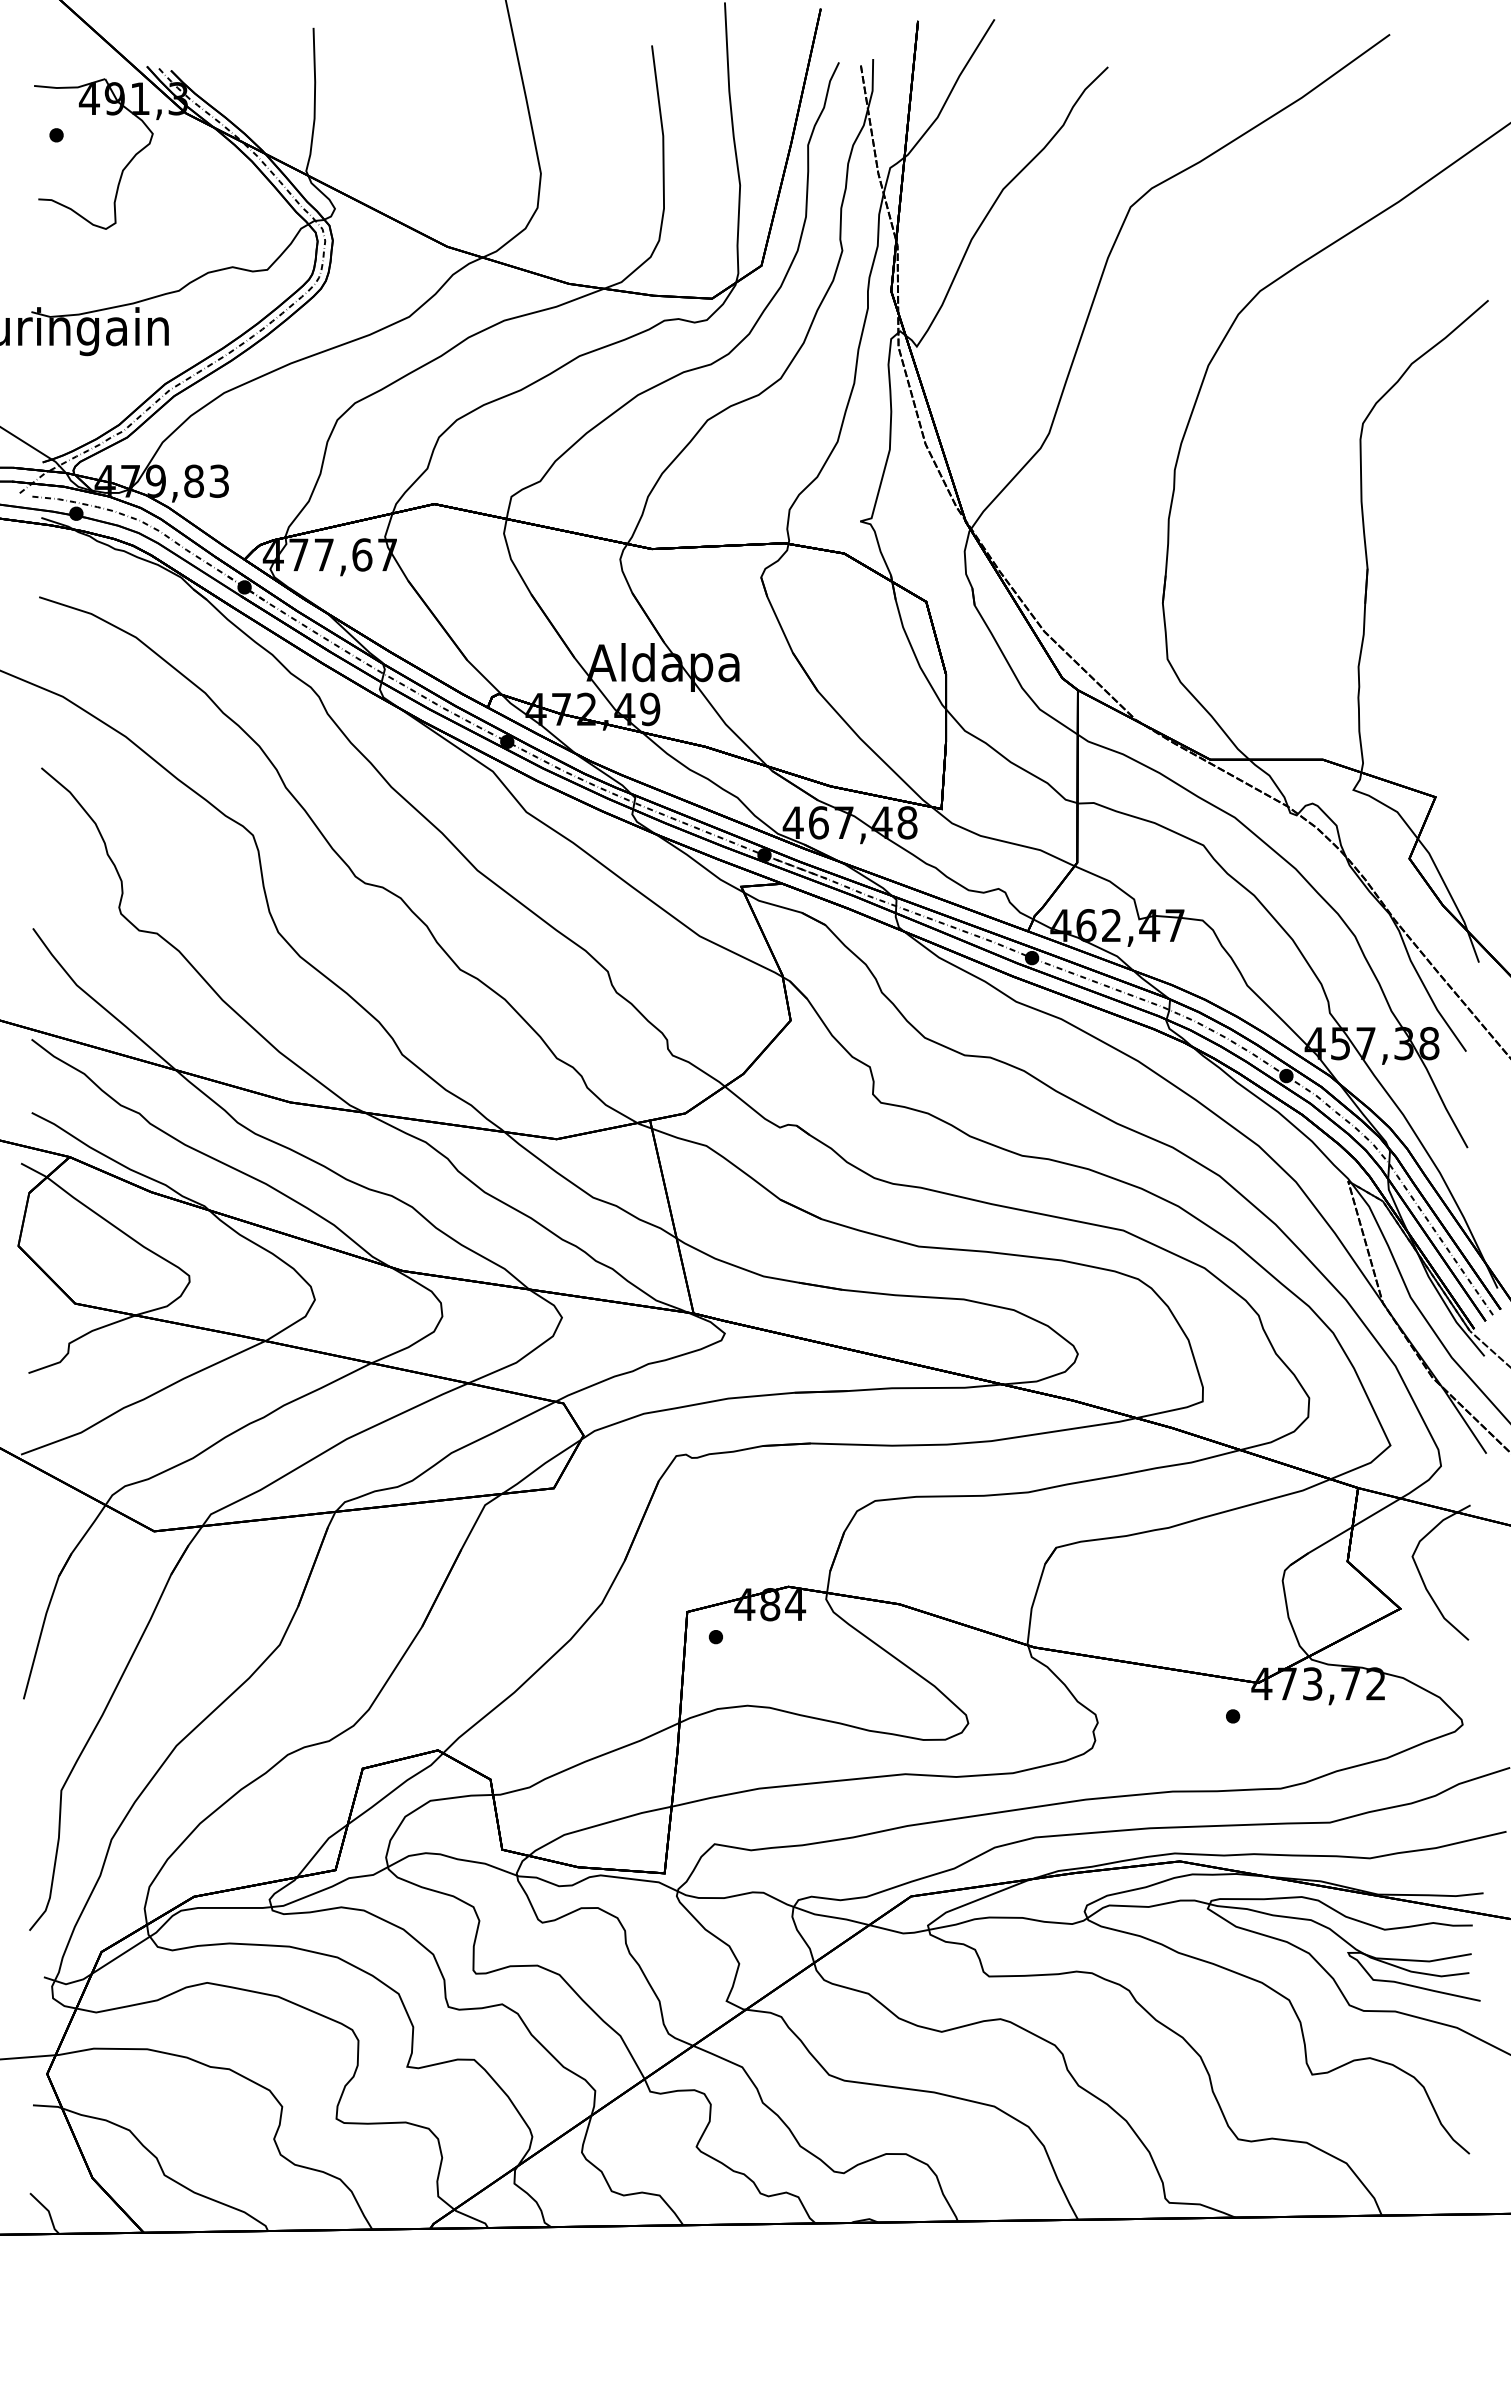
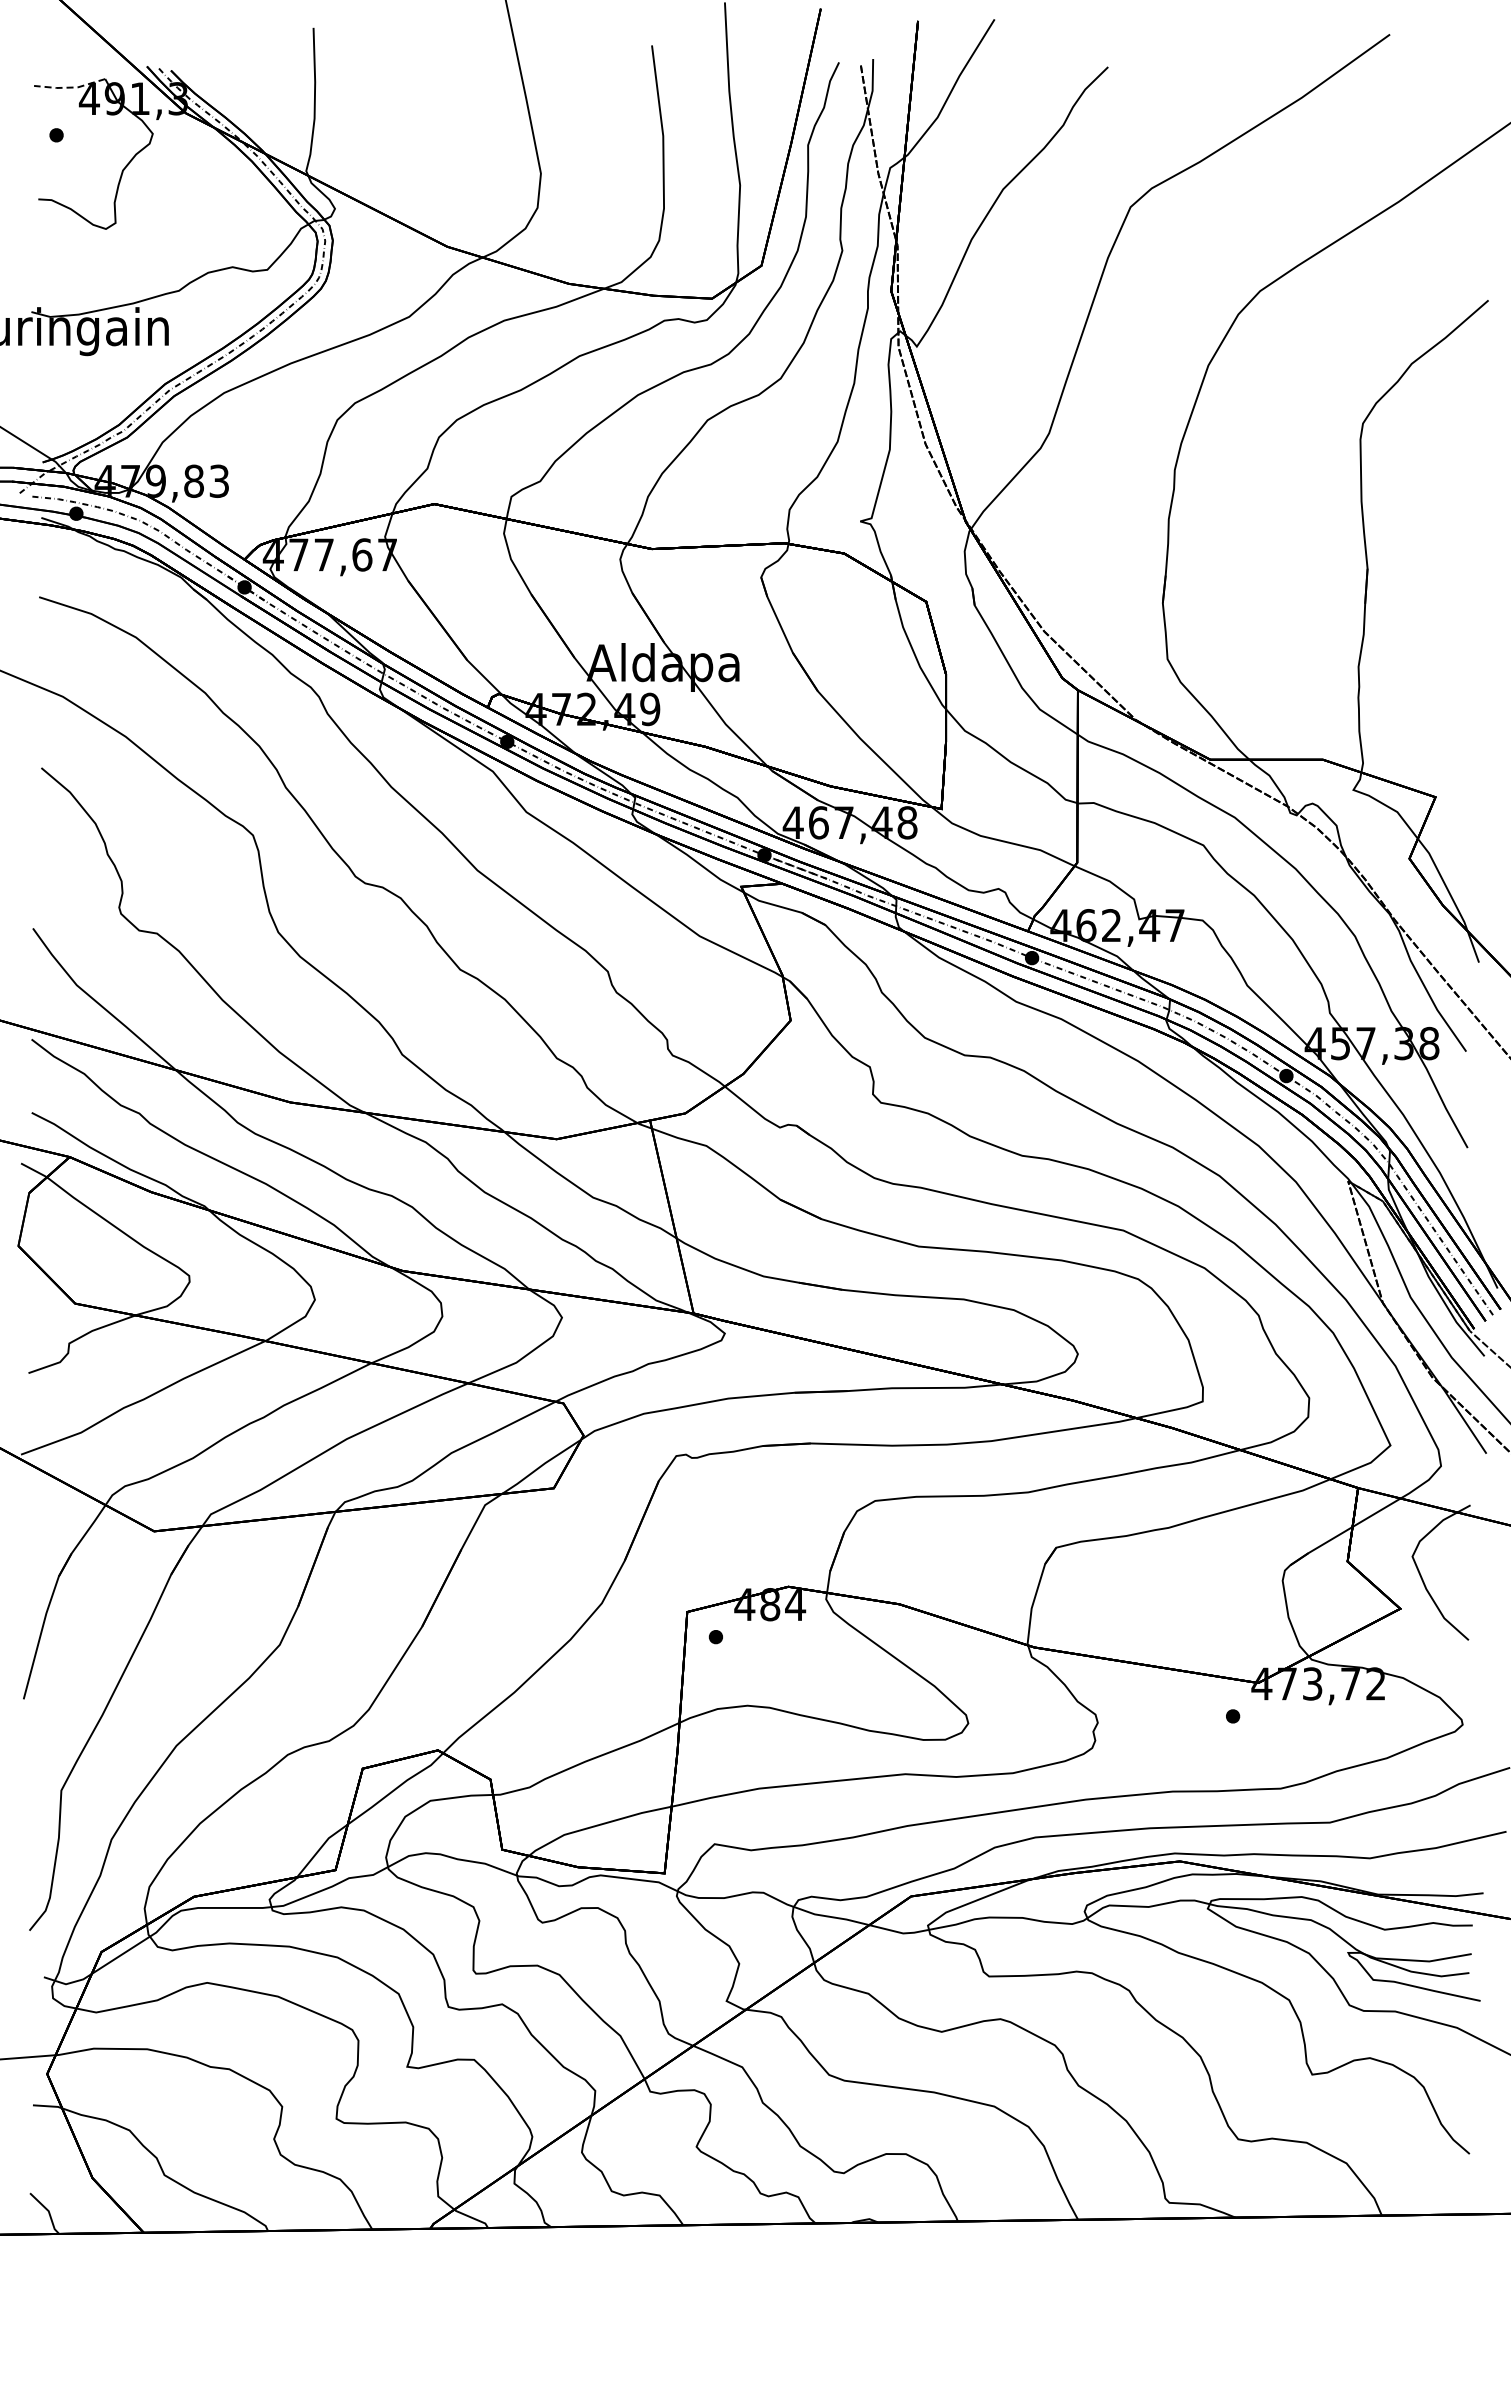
line: solid -> dashed (70, 87)
